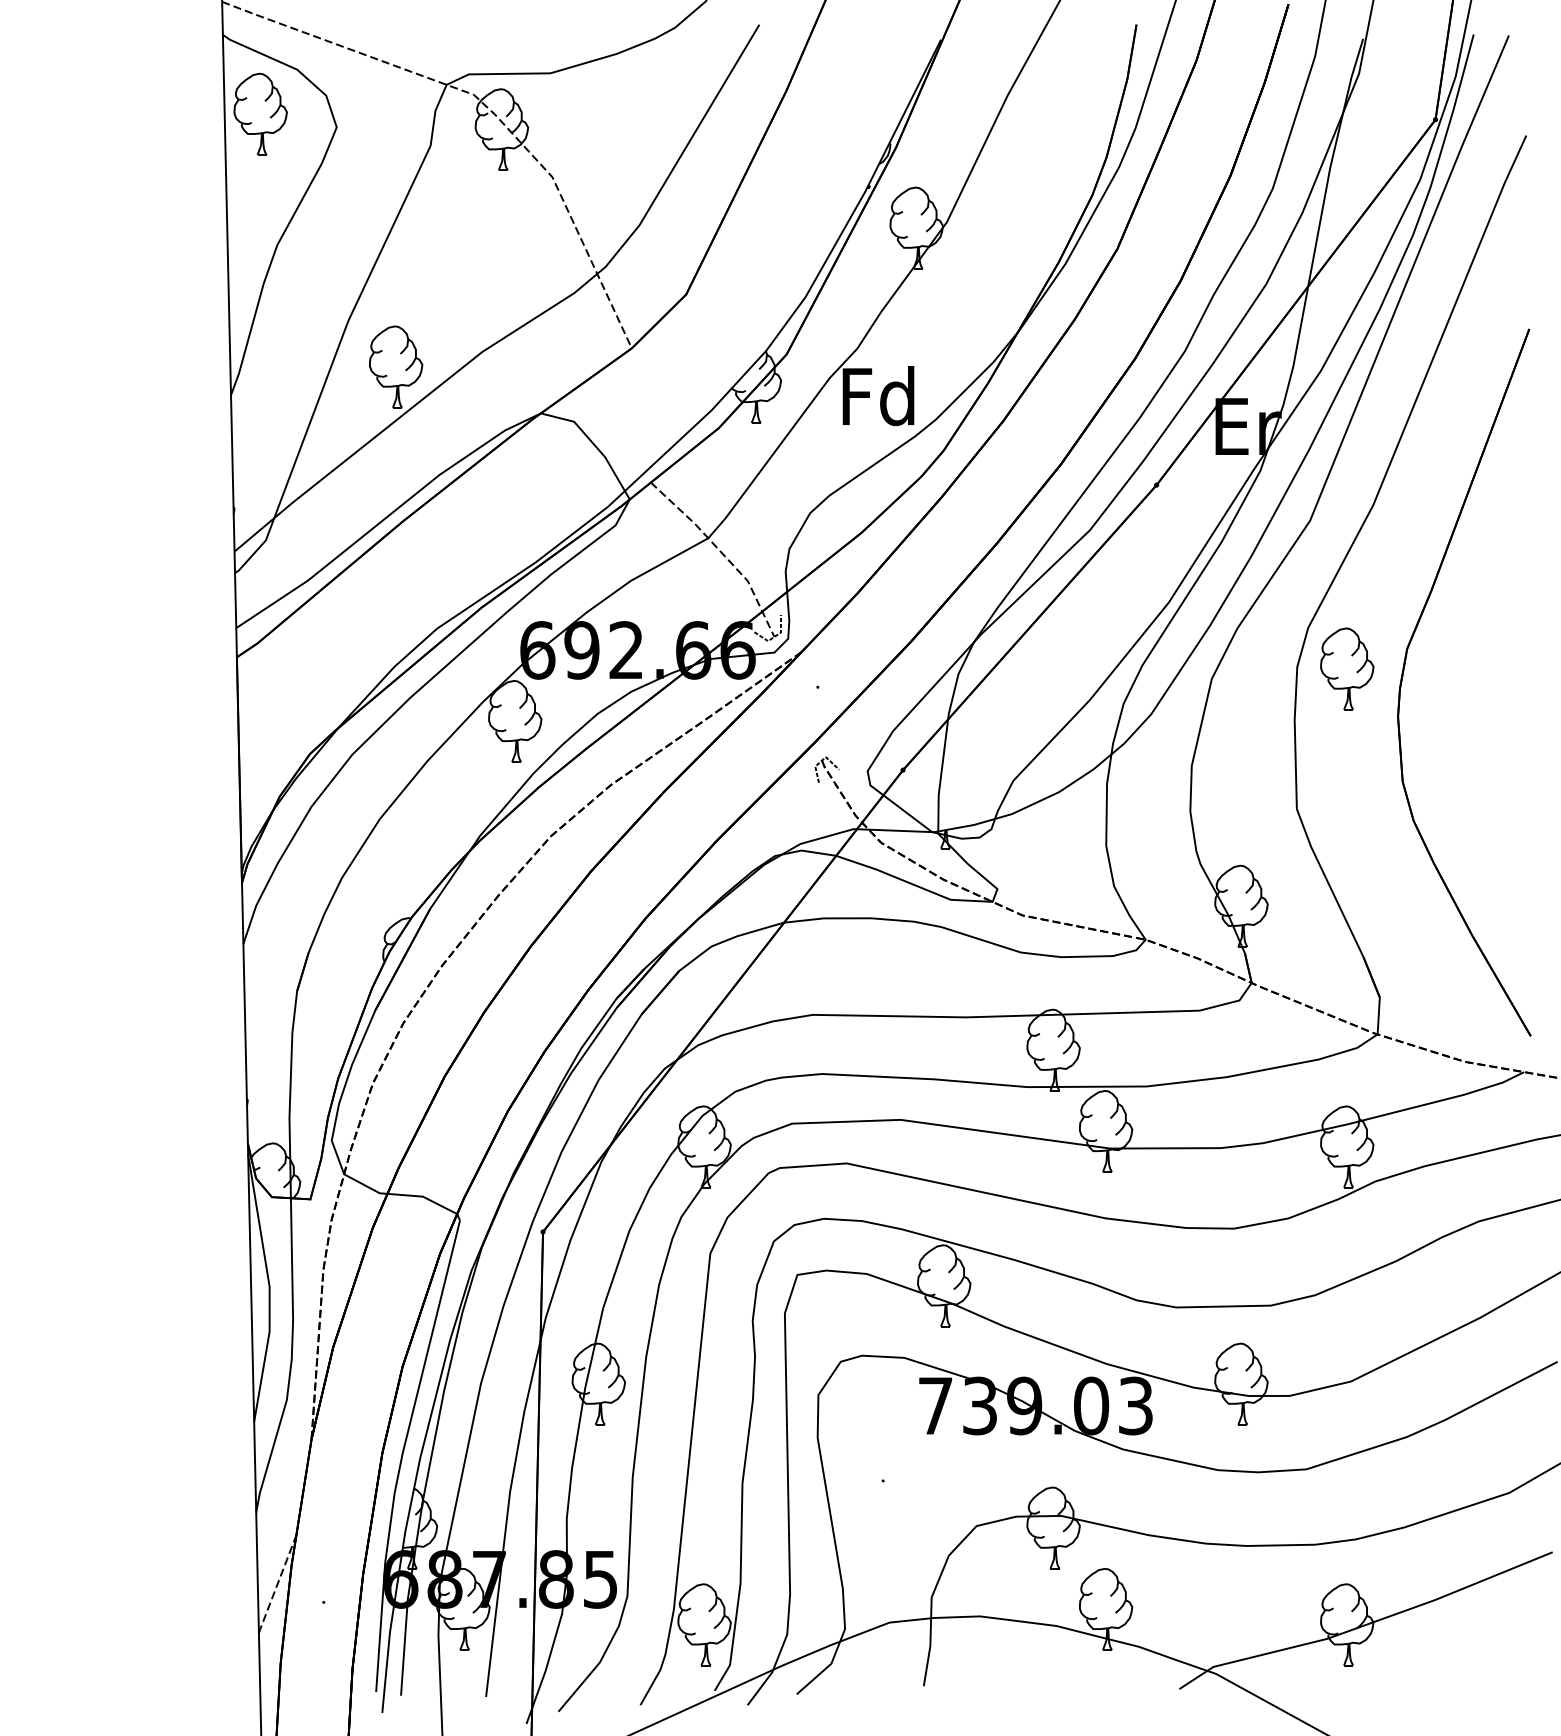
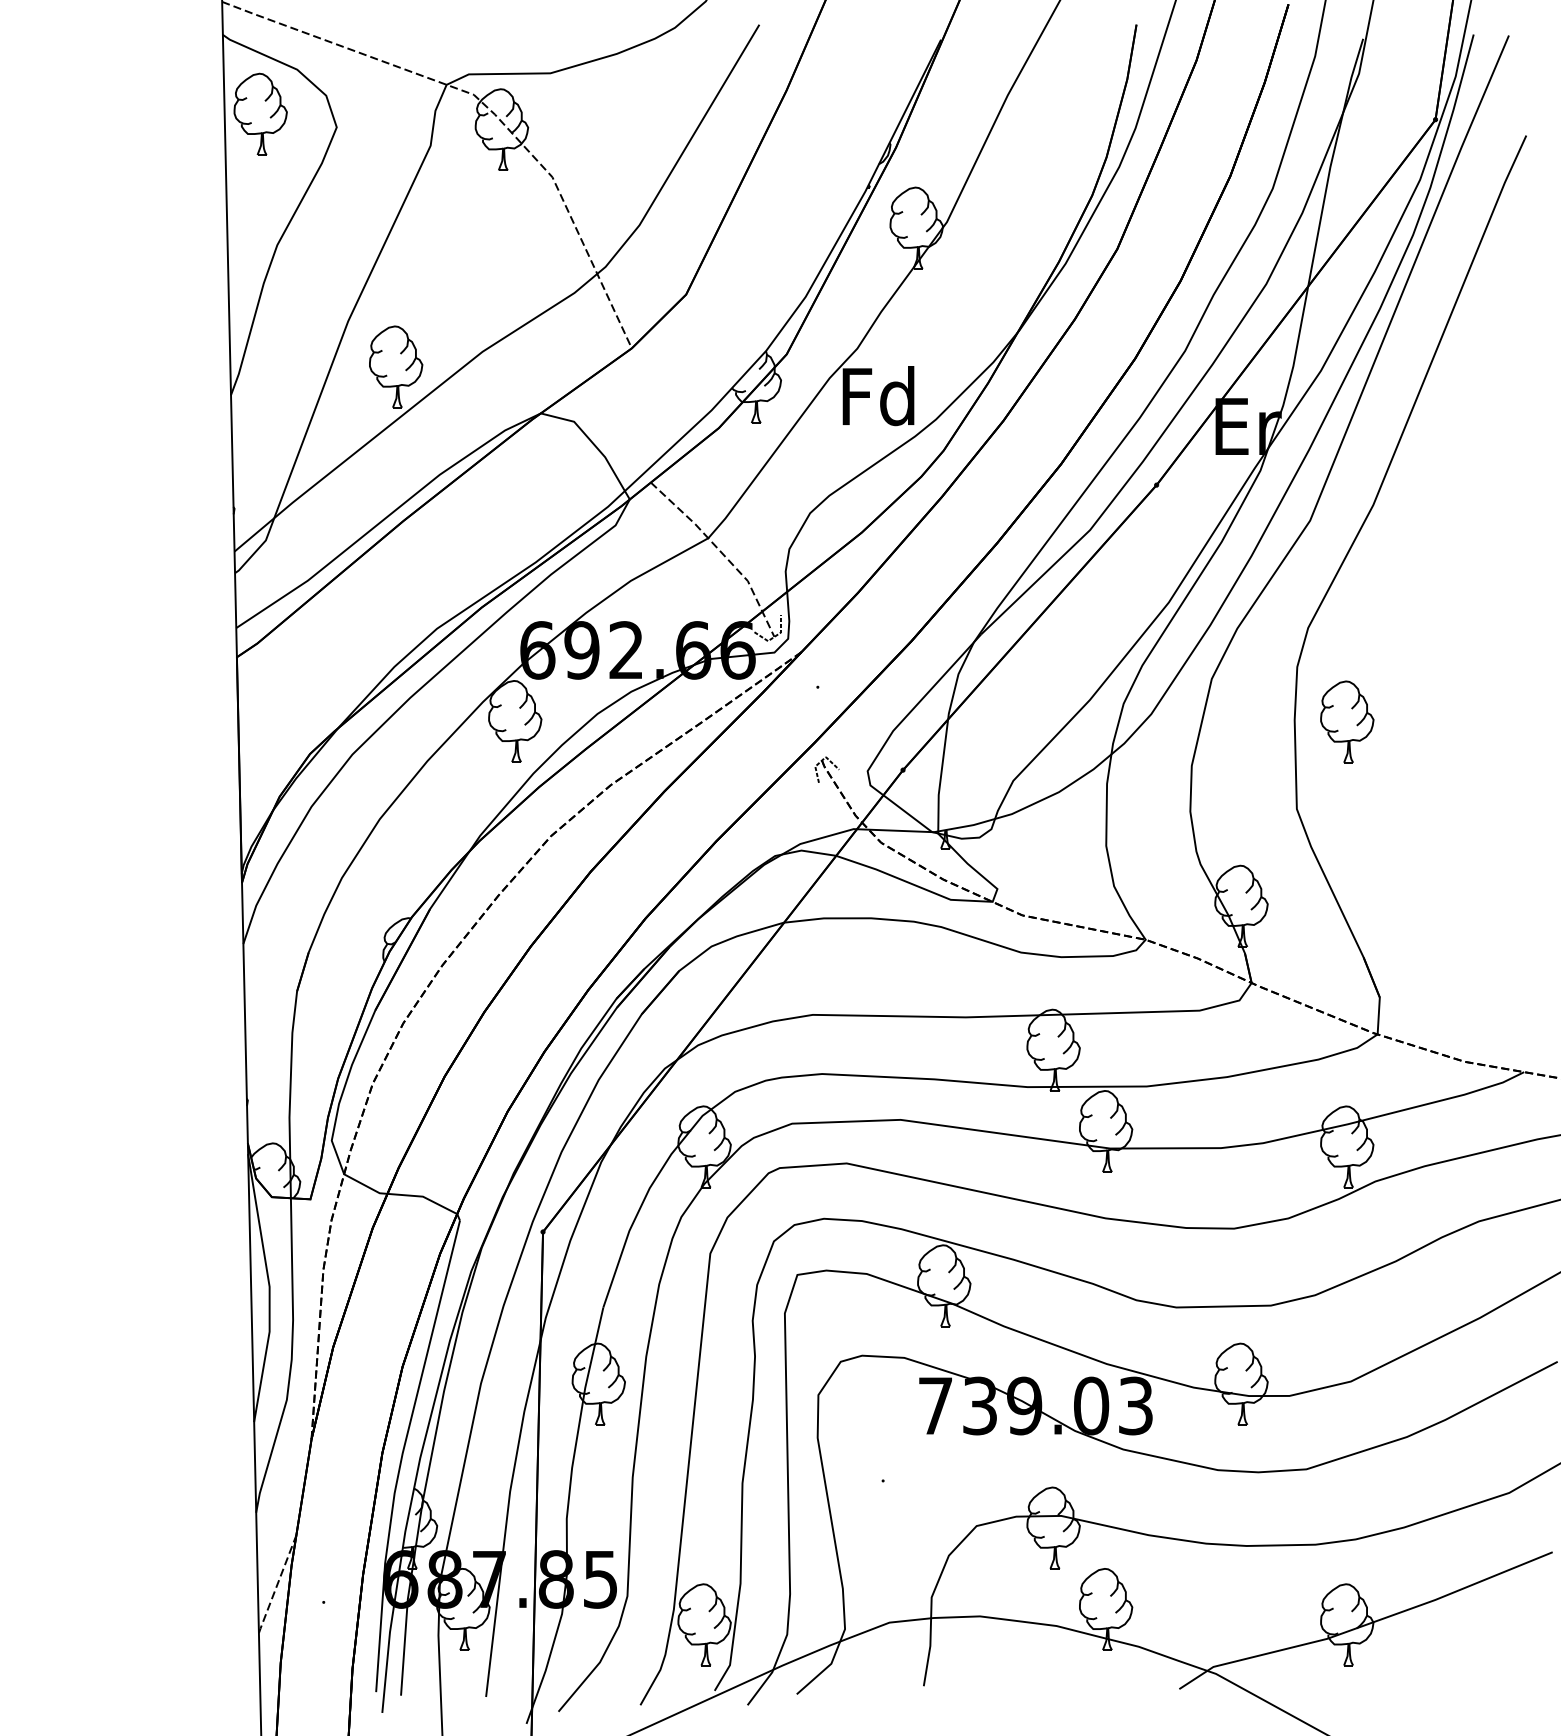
part position: (1347, 668) -> (1347, 721) (1347, 721)
part: present -> none (1404, 671)
